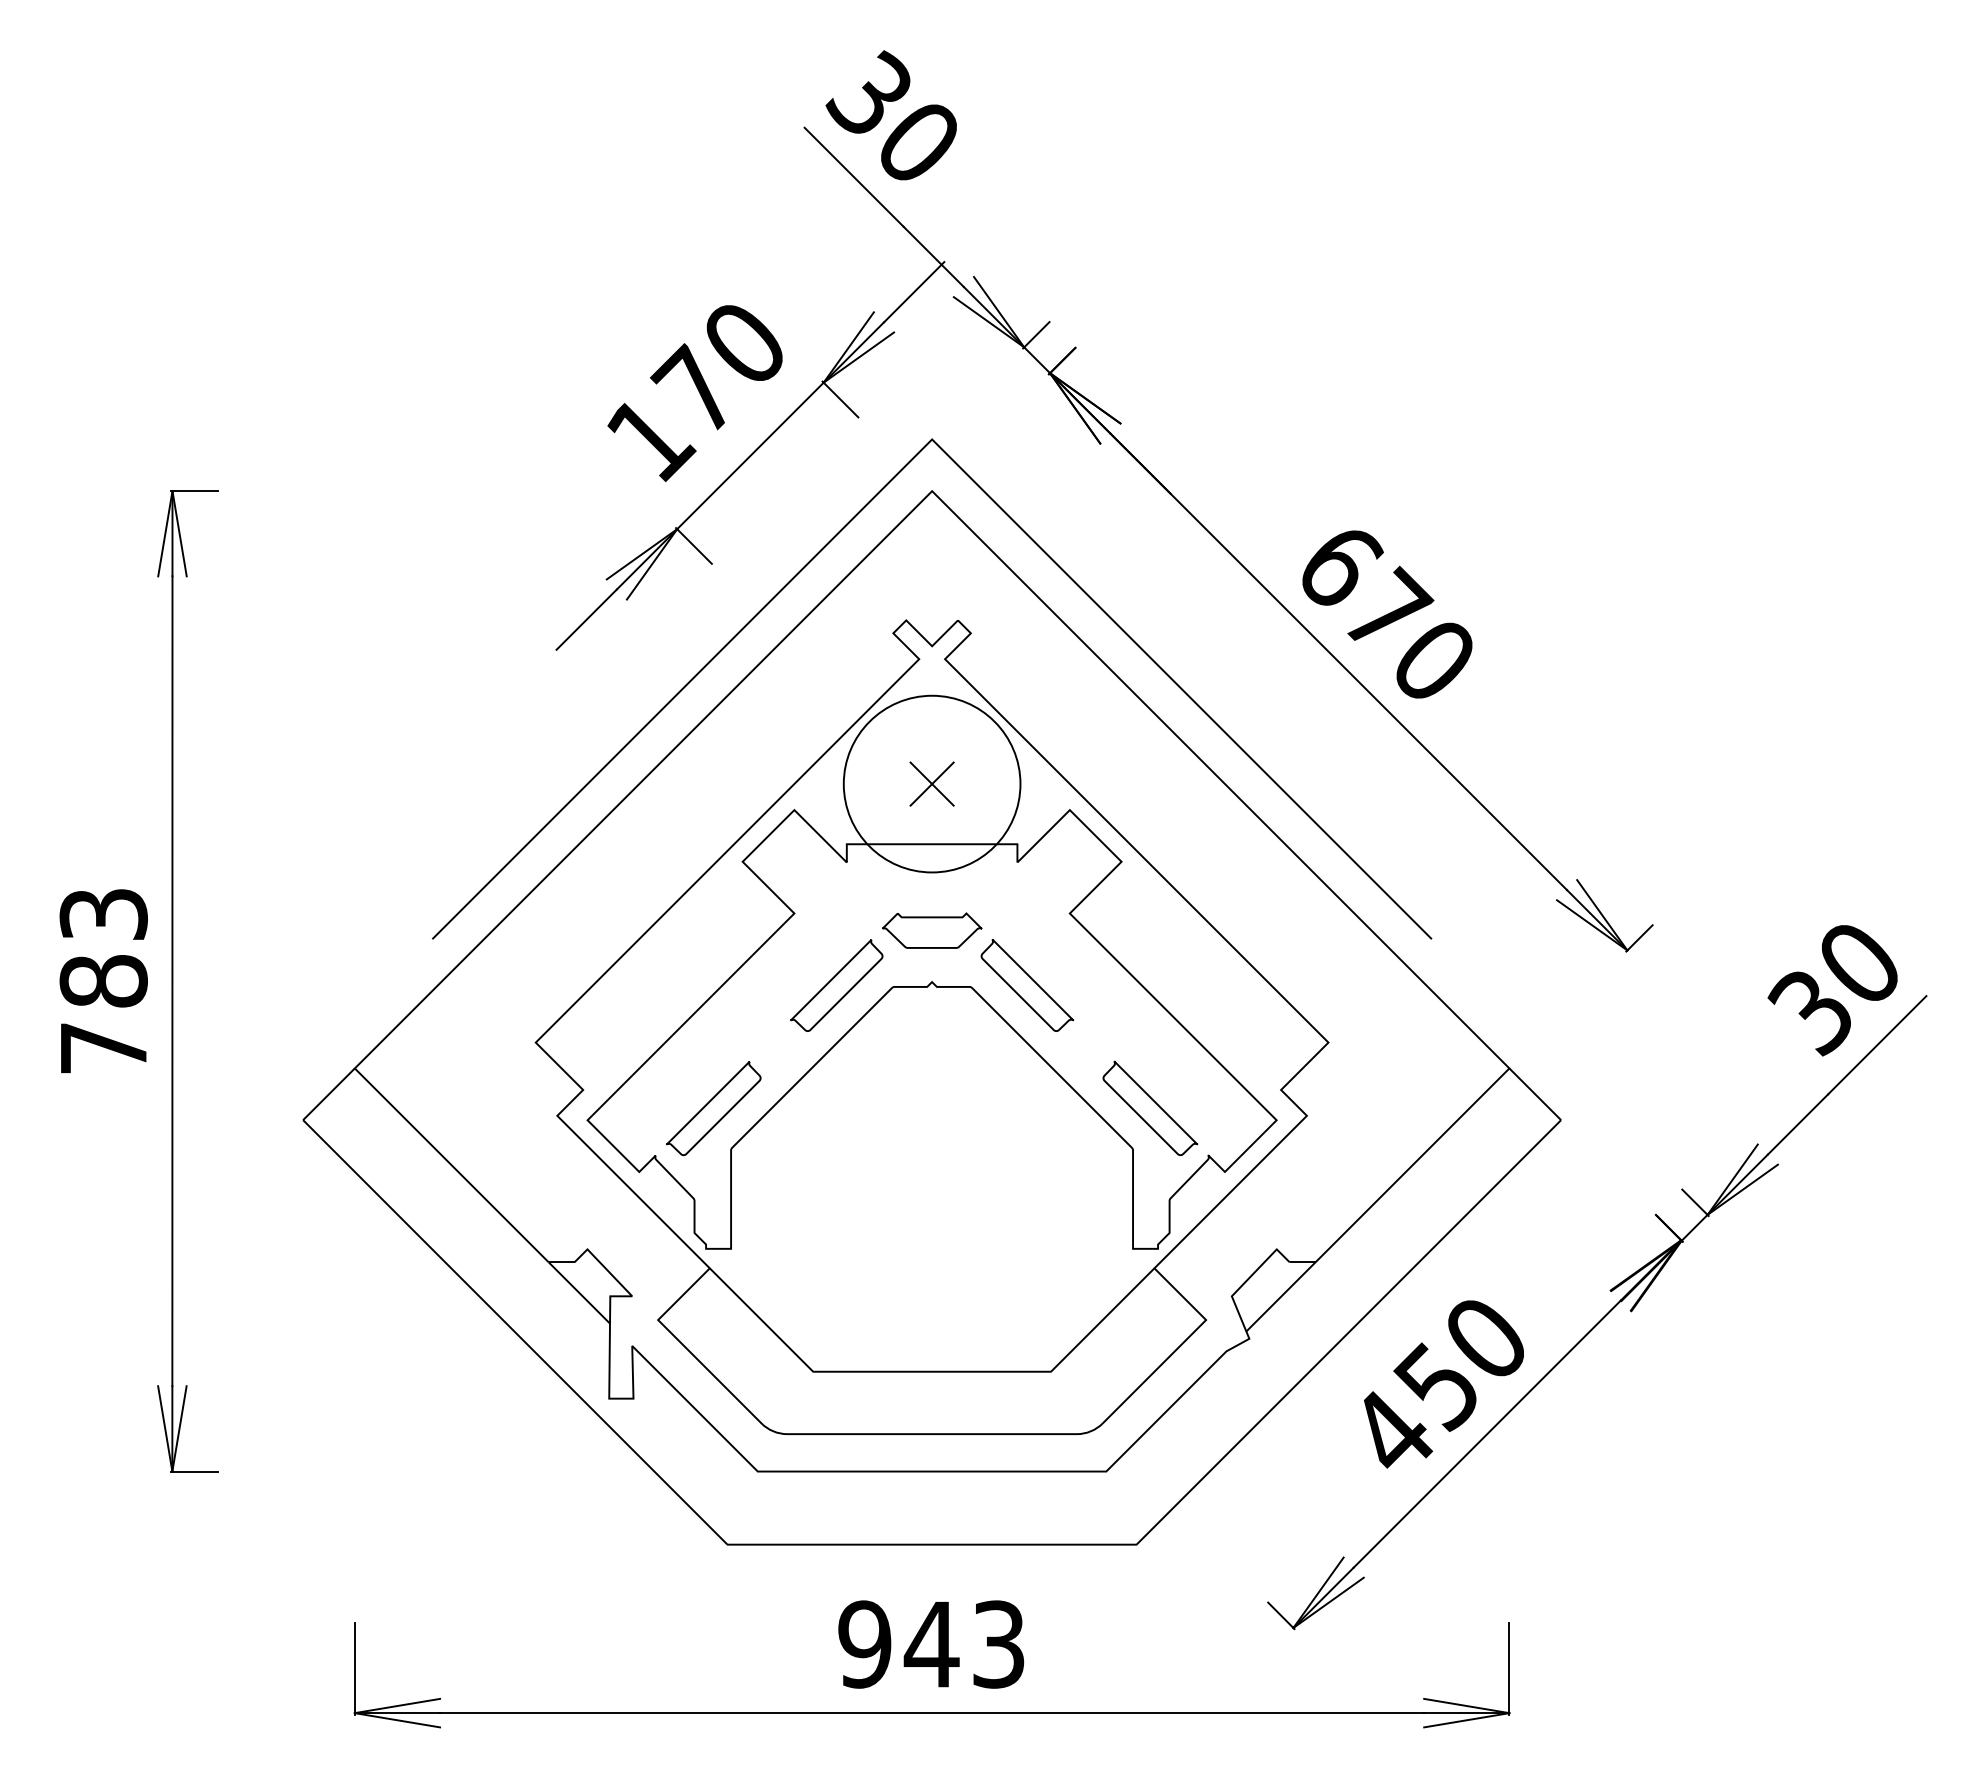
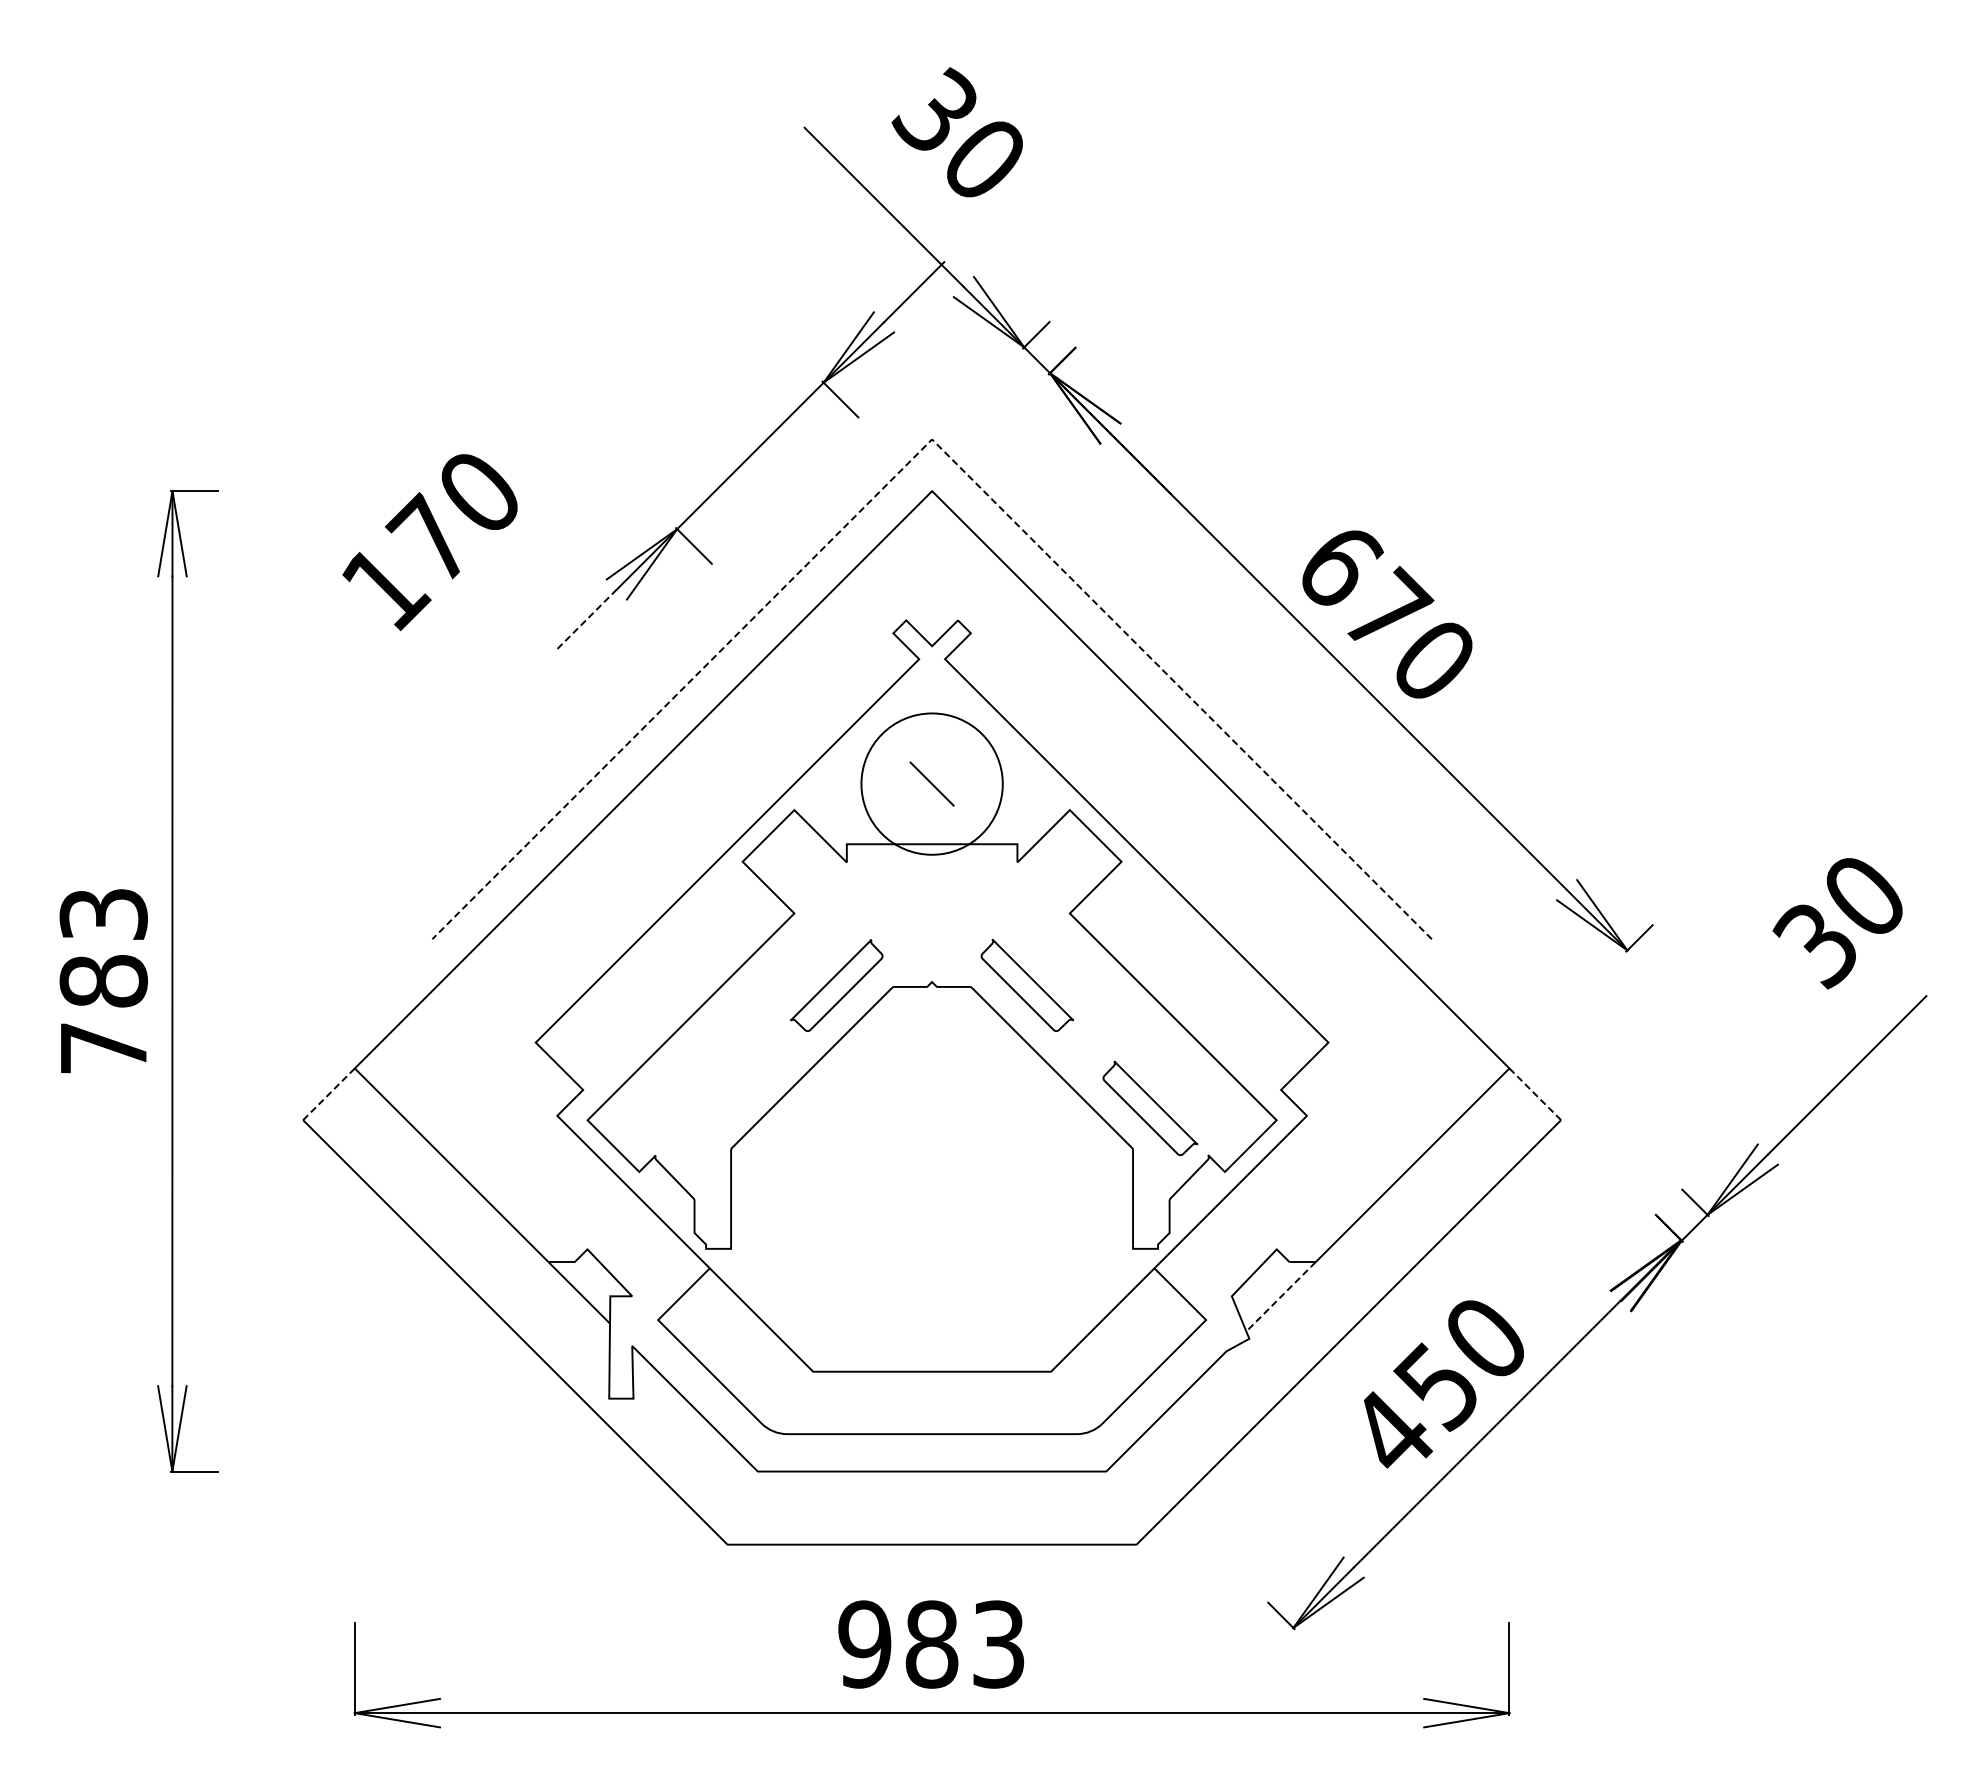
text position: (890, 115) -> (956, 132) (956, 132)
text position: (694, 393) -> (429, 542) (429, 542)
line: solid -> dashed (932, 439)
line: solid -> dashed (586, 619)
circle diameter: 177 px -> 141 px (931, 783)
line: present -> none (931, 783)
part: present -> none (932, 930)
text position: (1832, 990) -> (1837, 923) (1837, 923)
line: solid -> dashed (328, 1094)
line: solid -> dashed (1535, 1094)
curve: present -> none (709, 1103)
line: solid -> dashed (1280, 1296)
text: 943 -> 983 (931, 1644)
